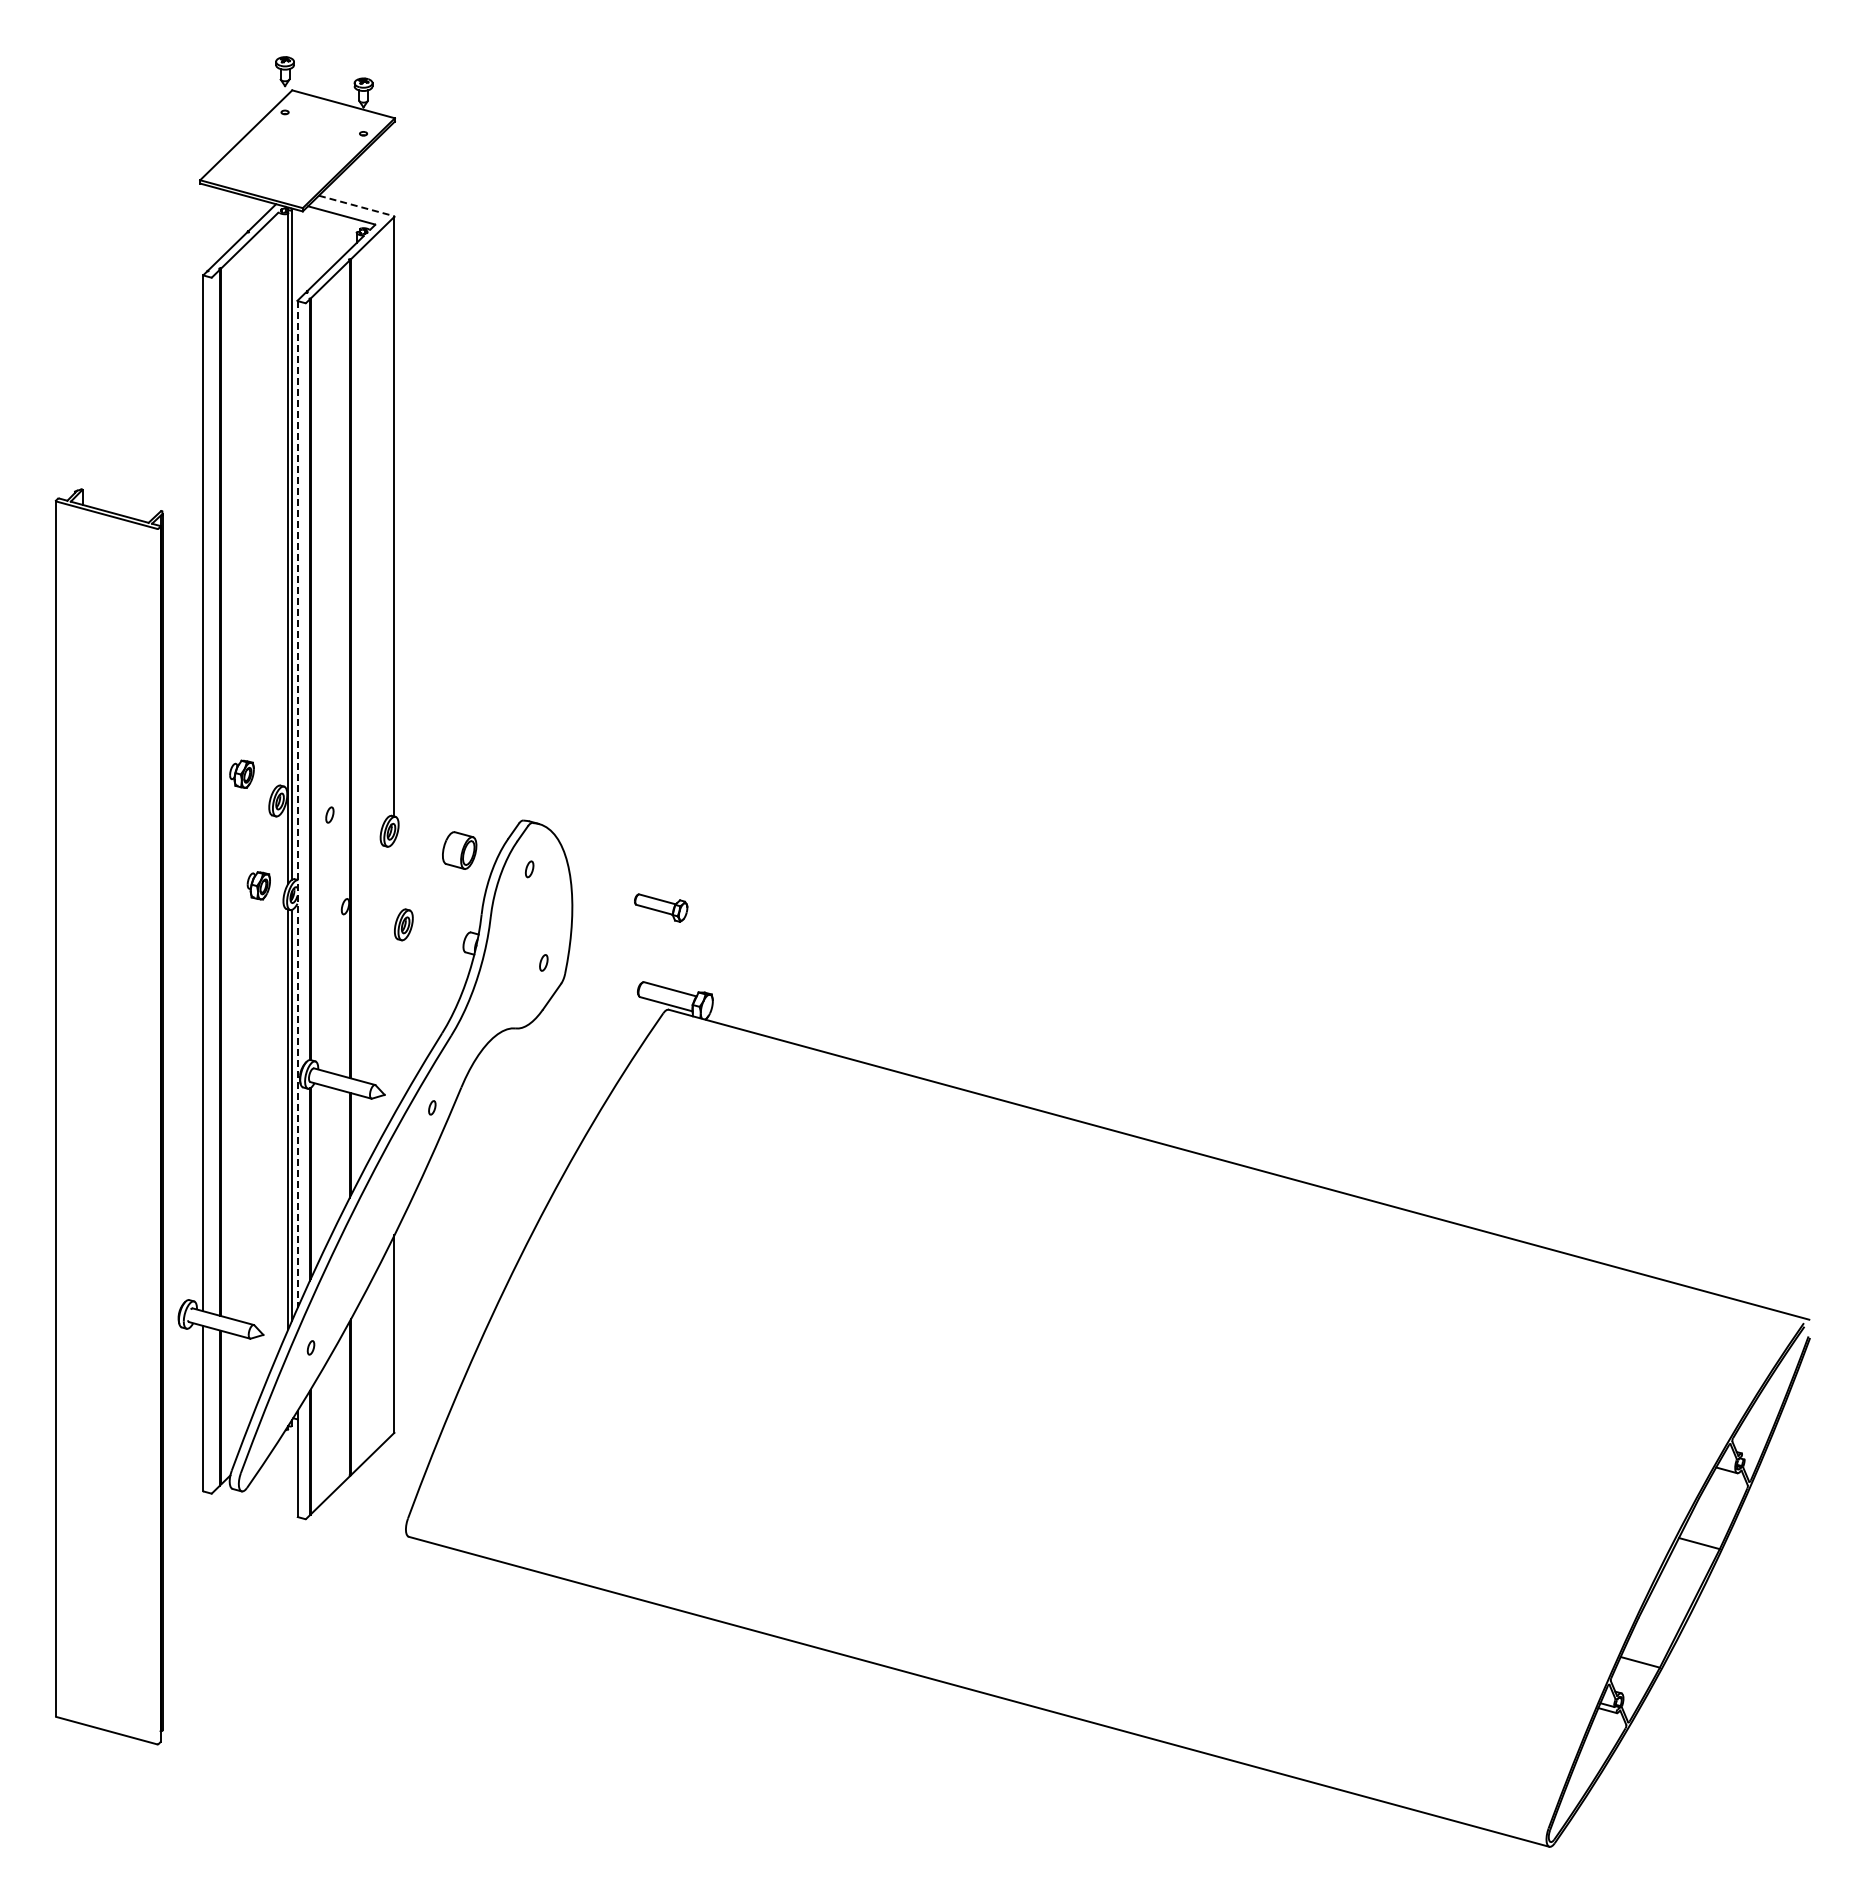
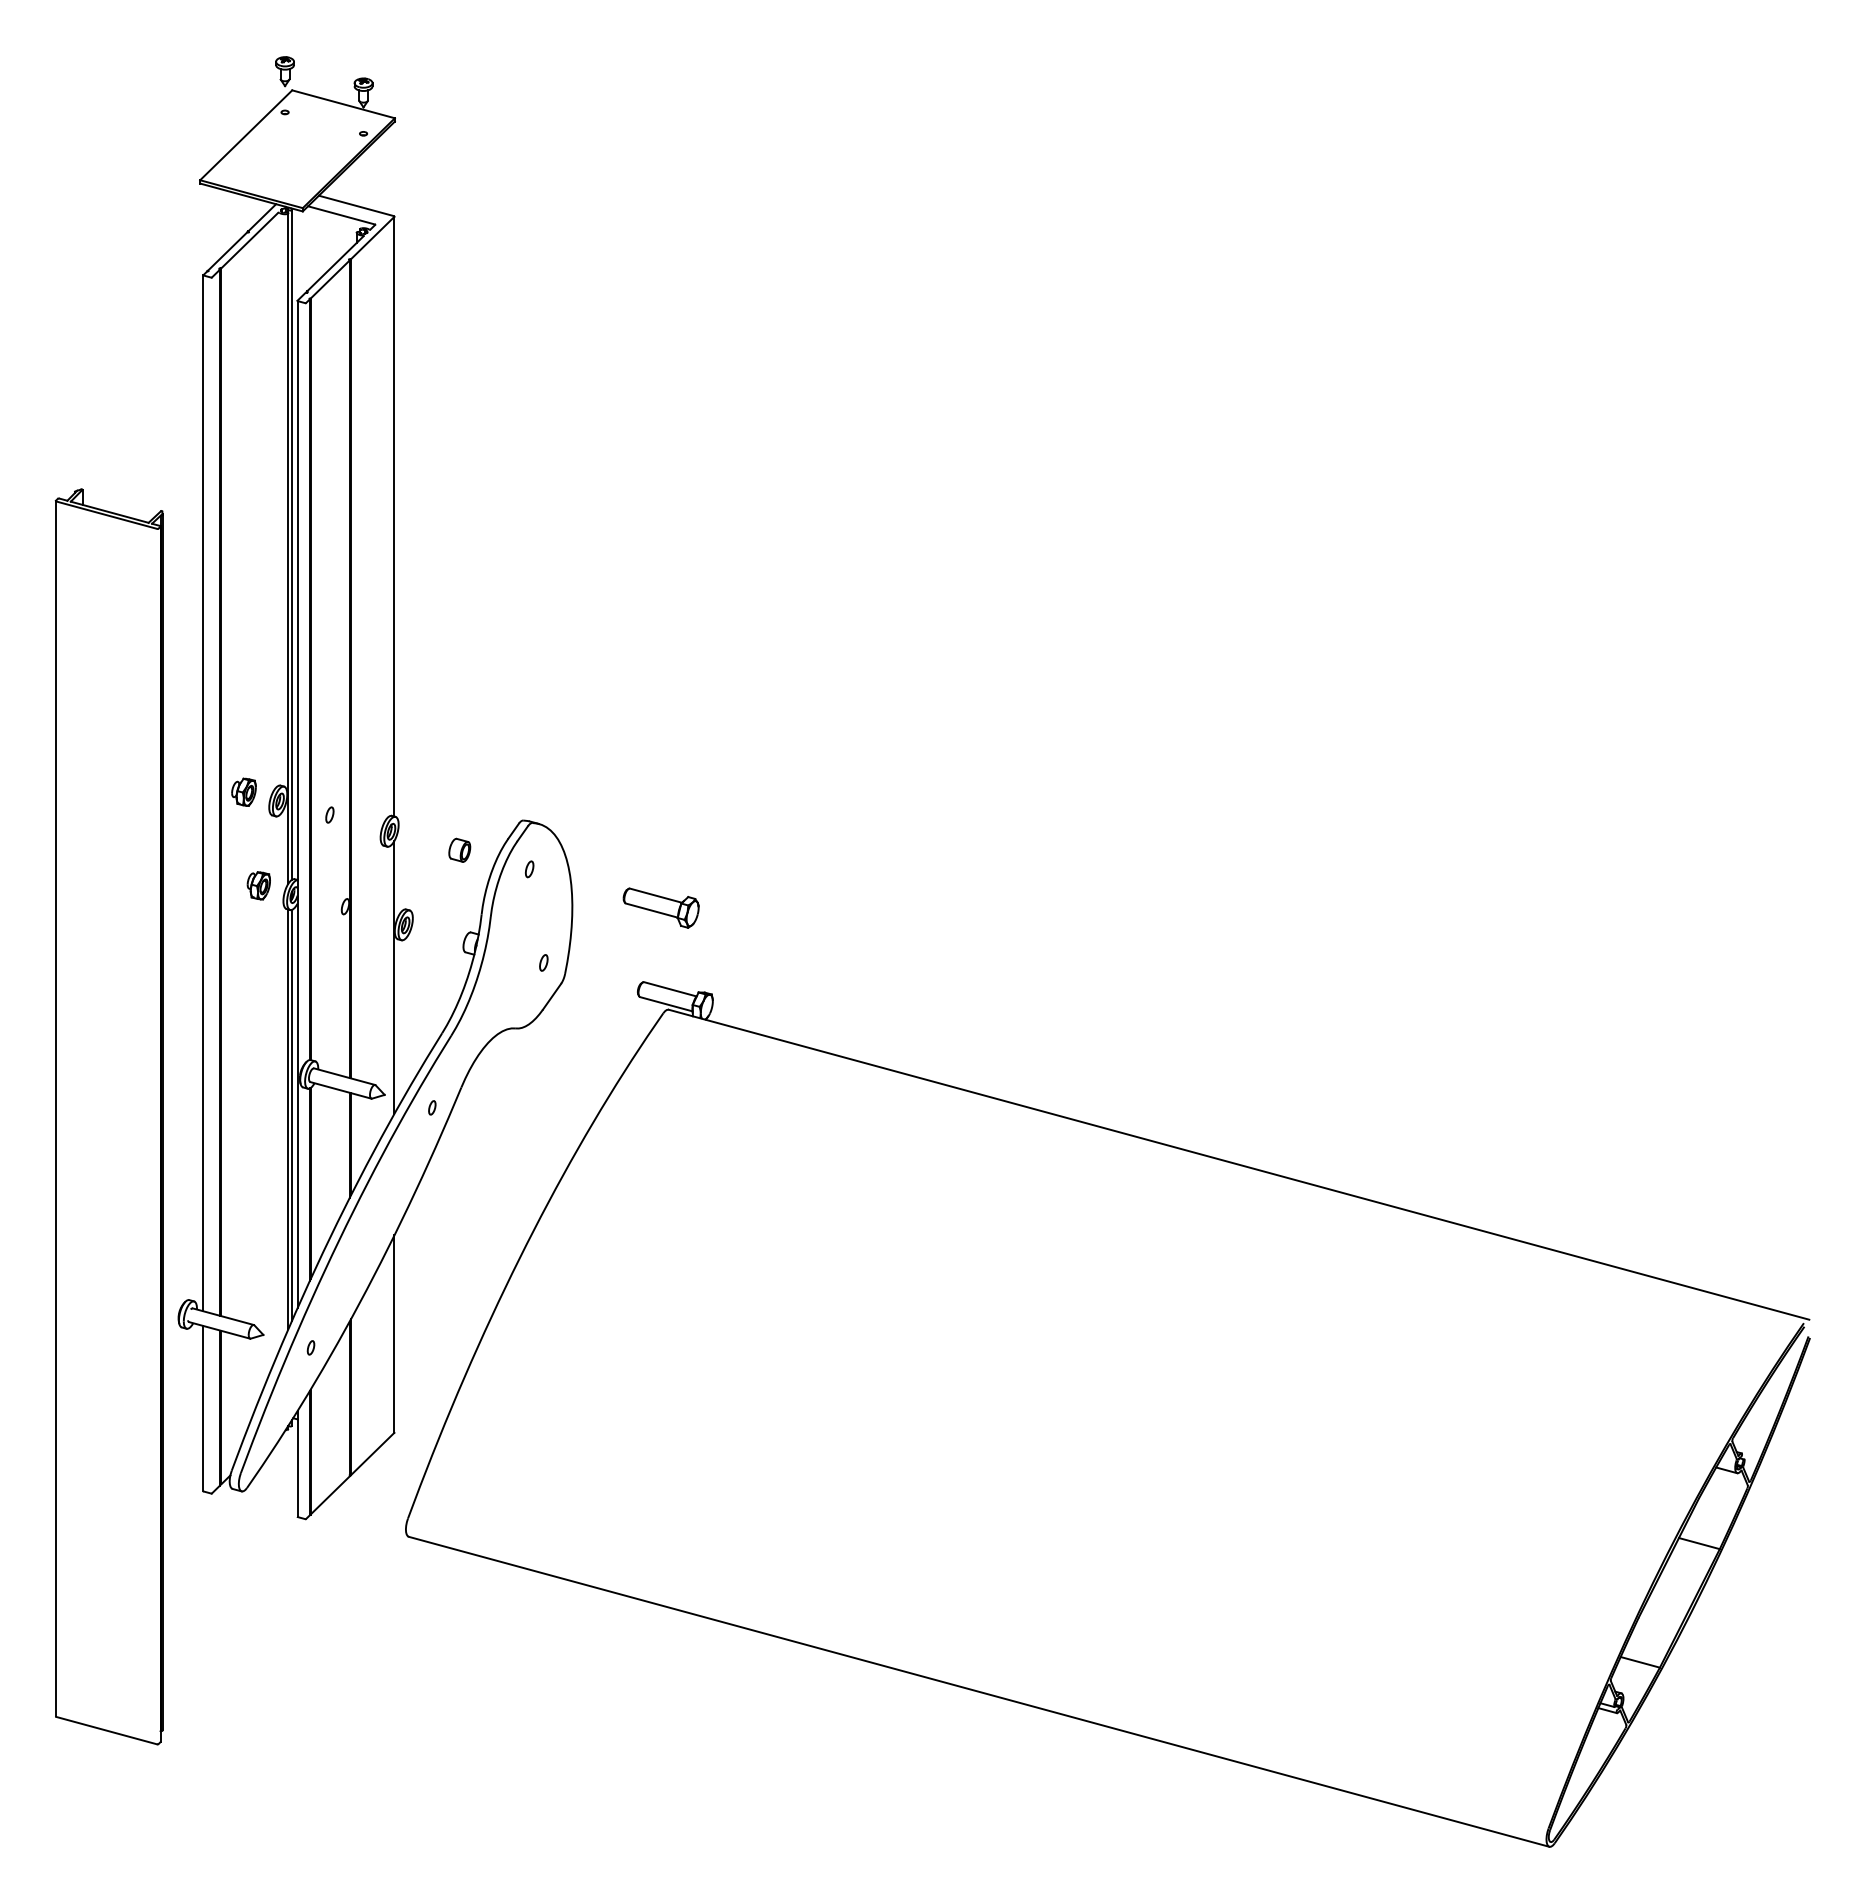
line: dashed -> solid (356, 205)
part position: (241, 773) -> (243, 791) (243, 791)
line: dashed -> solid (297, 804)
part size: 36x39 px -> 24x26 px (459, 849)
part size: 55x30 px -> 78x42 px (660, 907)
line: none -> present (394, 977)
